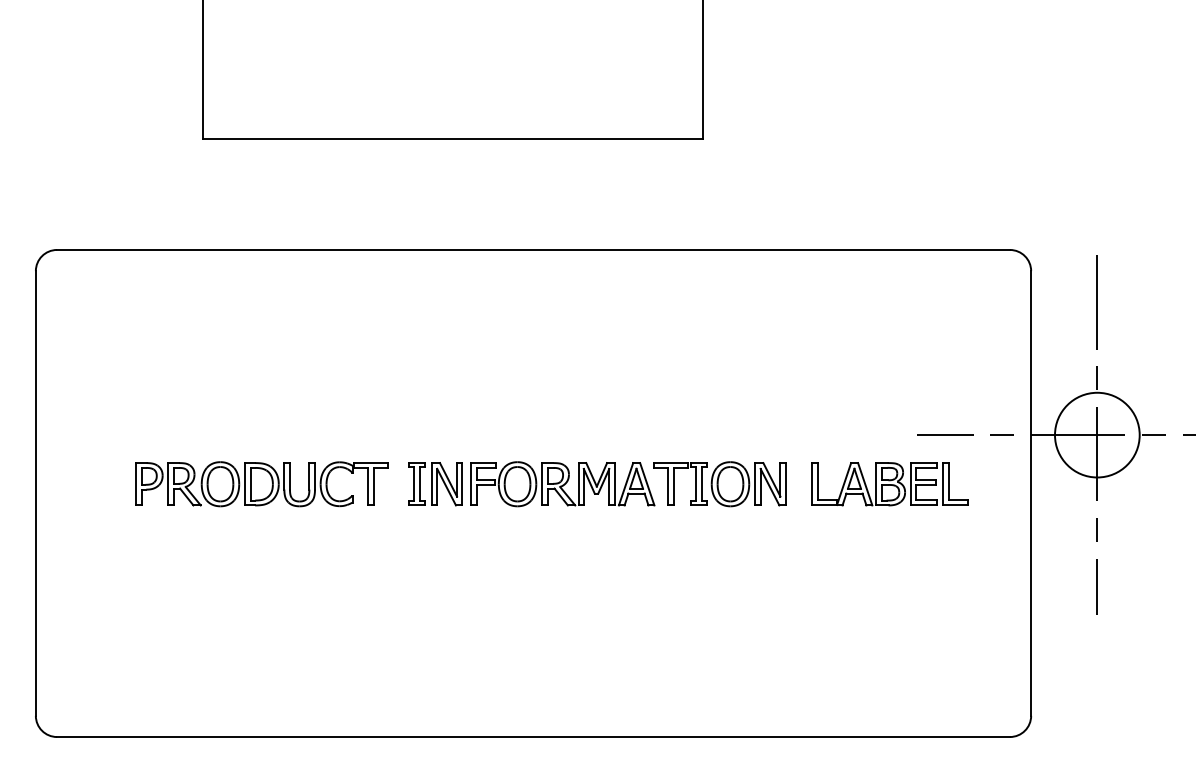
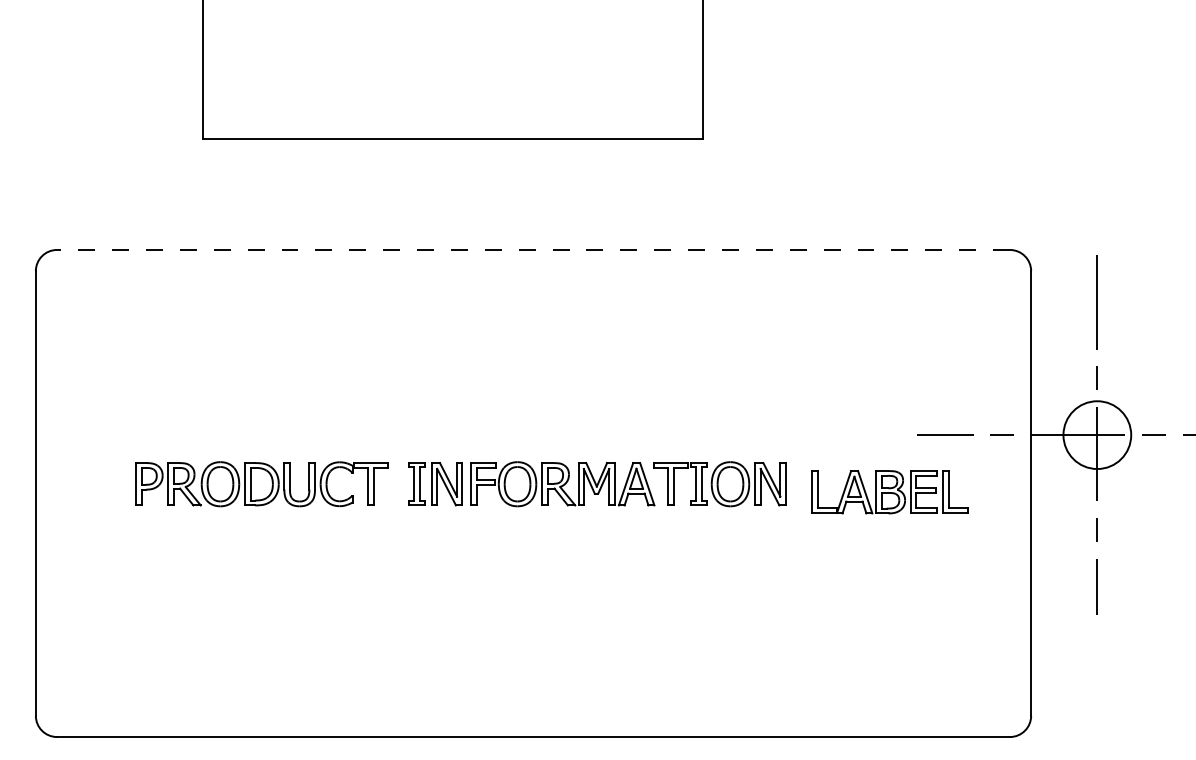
line: solid -> dashed (533, 249)
circle diameter: 85 px -> 68 px (1097, 435)
part position: (889, 484) -> (889, 492) (889, 492)
